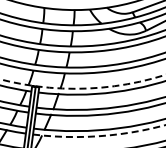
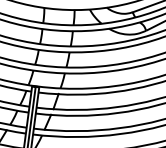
arc: dashed -> solid (82, 88)
arc: dashed -> solid (98, 136)
